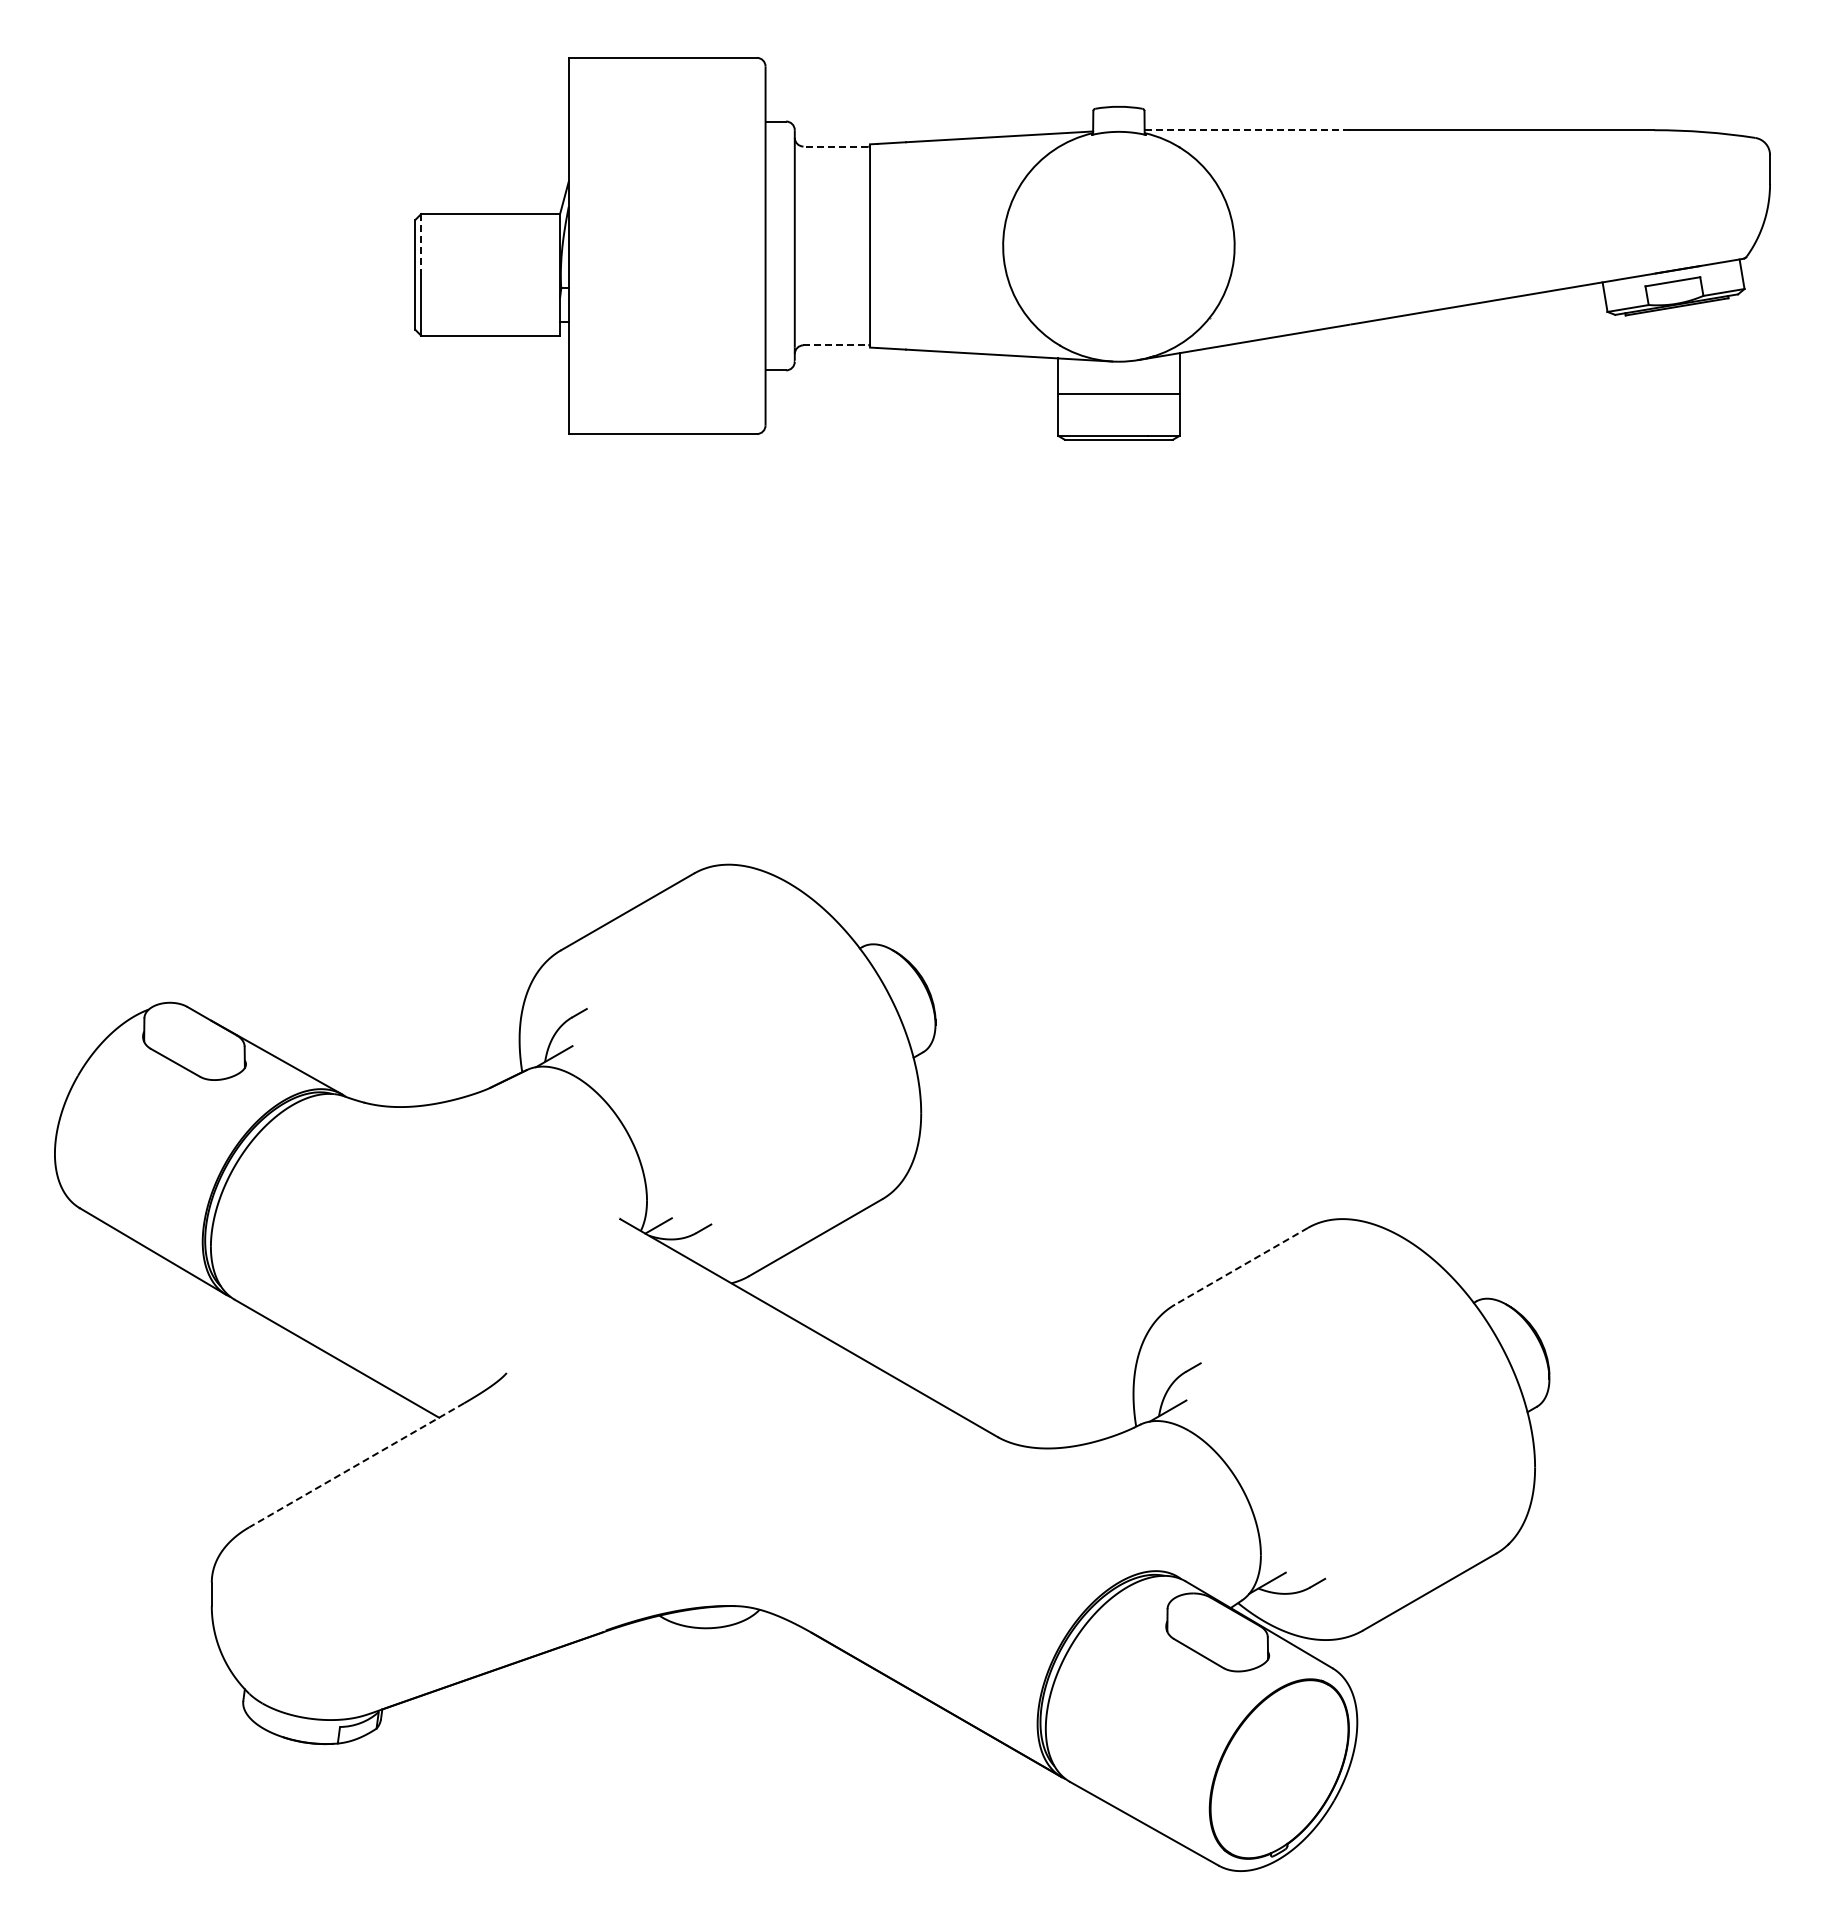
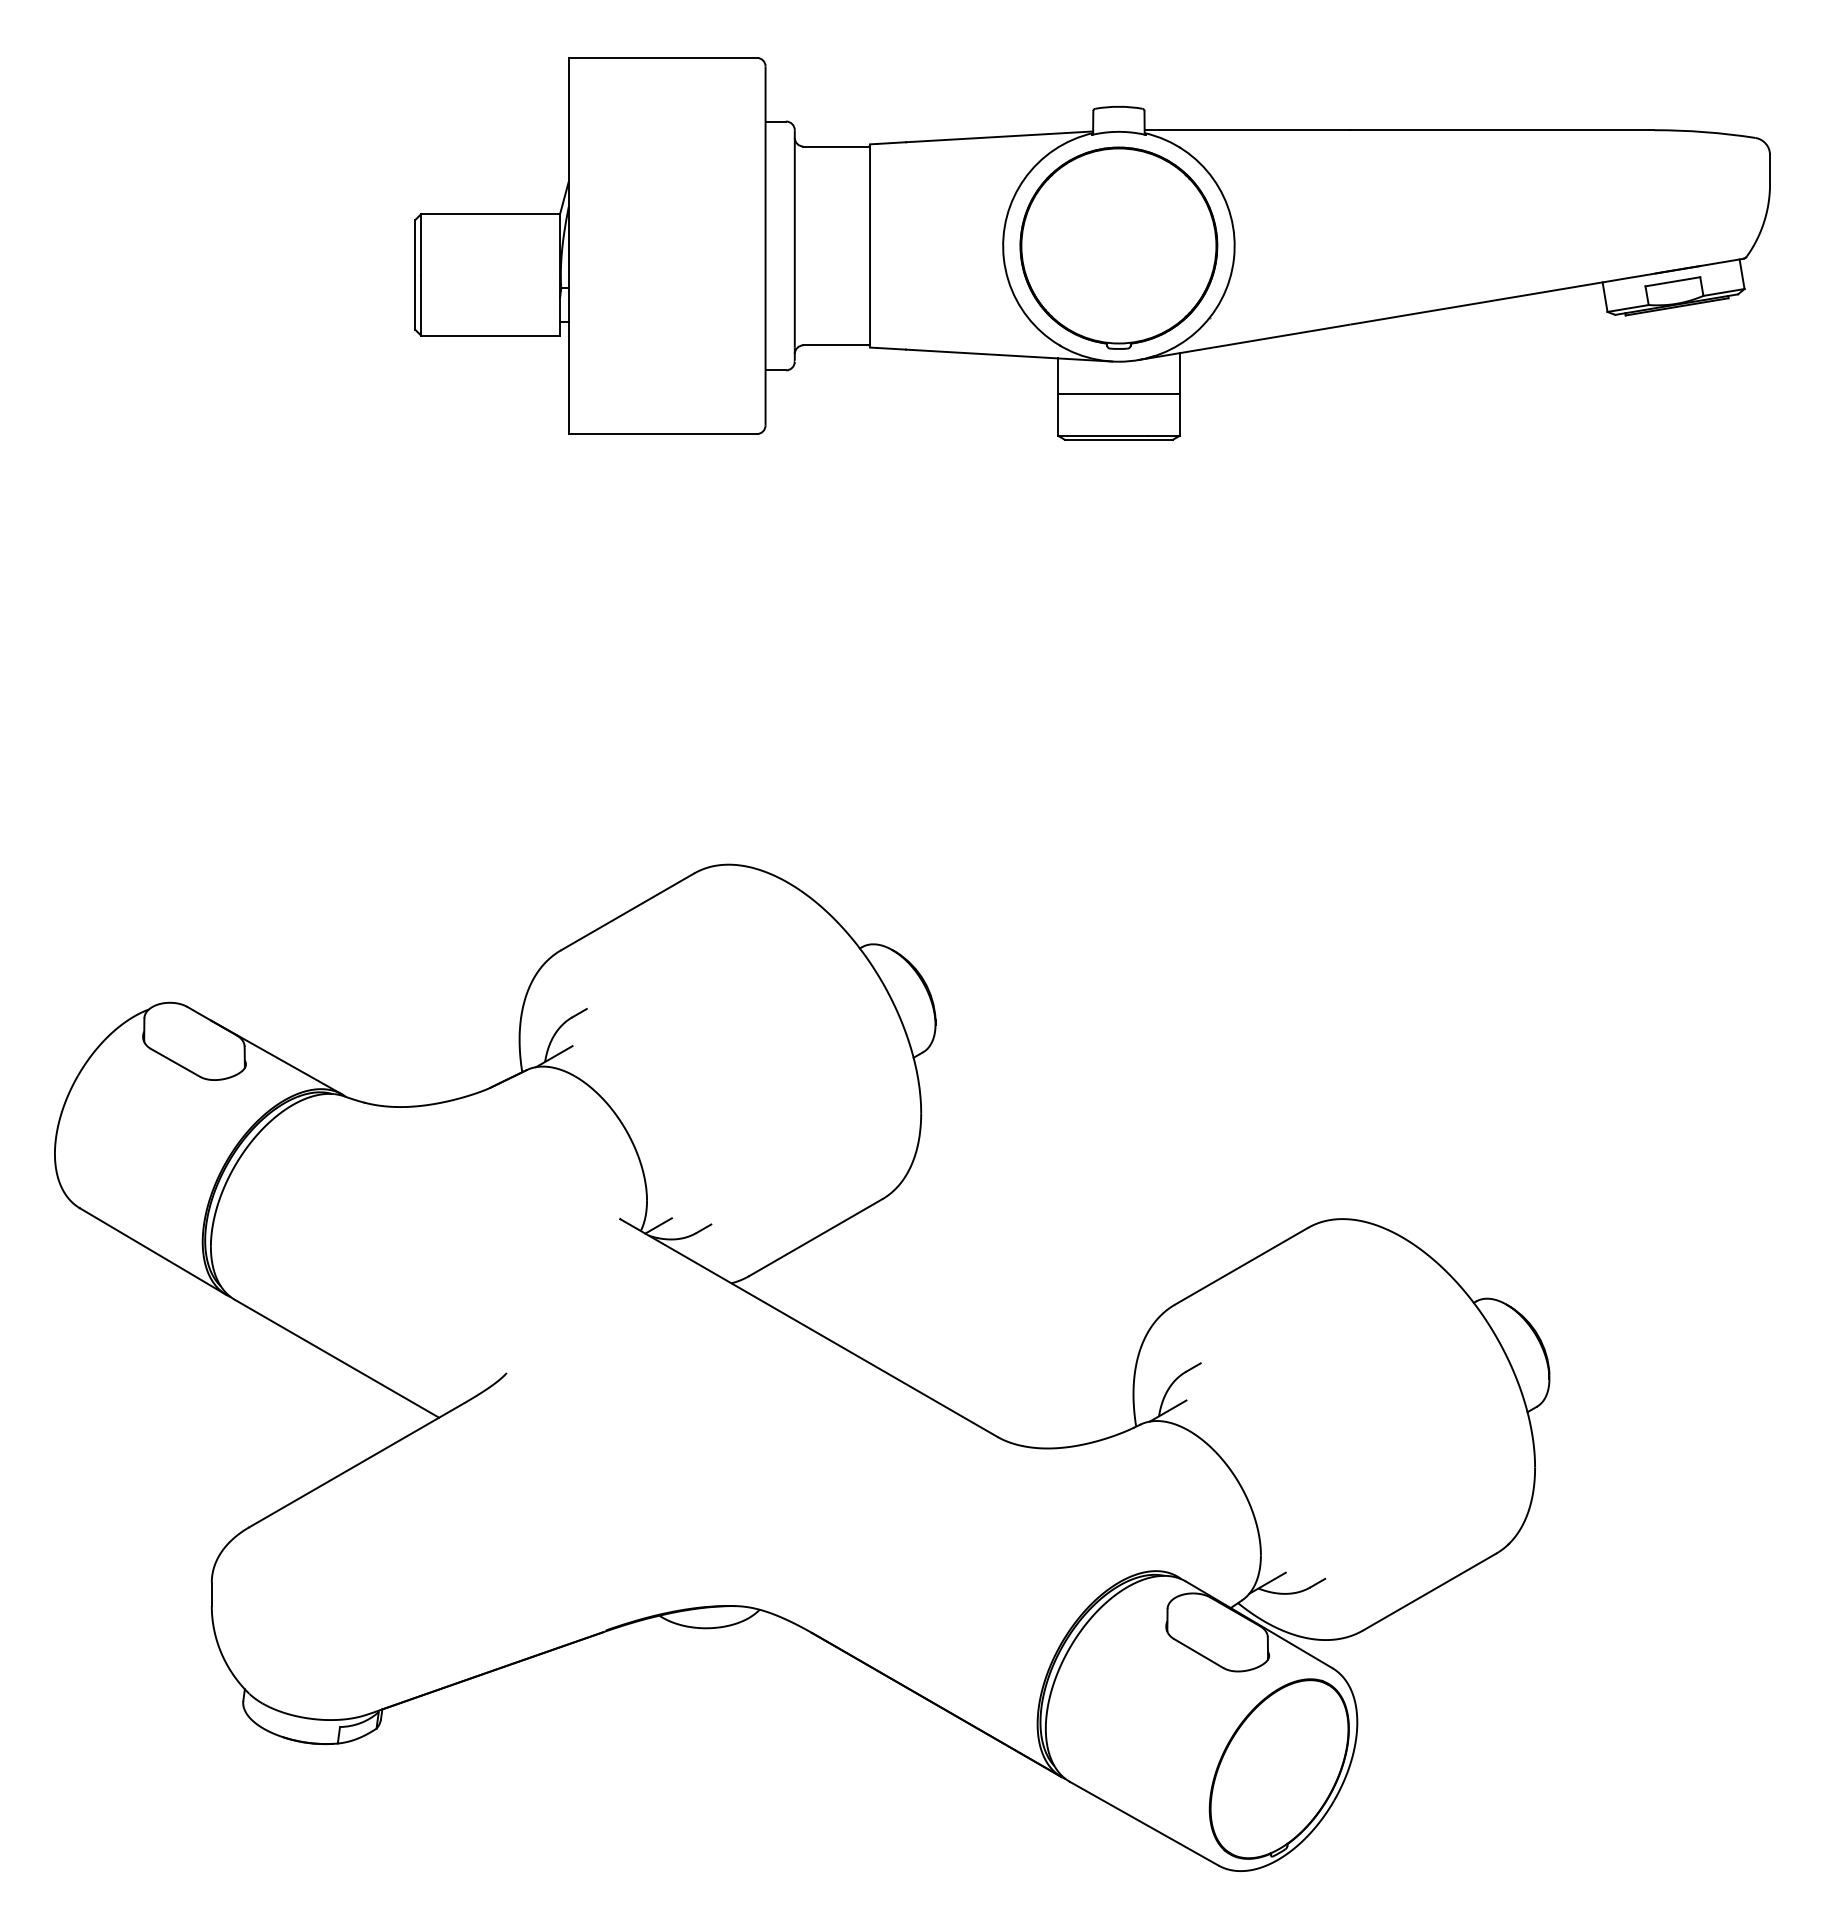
line: dashed -> solid (1247, 130)
line: dashed -> solid (835, 146)
line: dashed -> solid (421, 245)
part: none -> present (1118, 247)
line: dashed -> solid (836, 345)
line: dashed -> solid (1241, 1266)
line: dashed -> solid (356, 1465)
